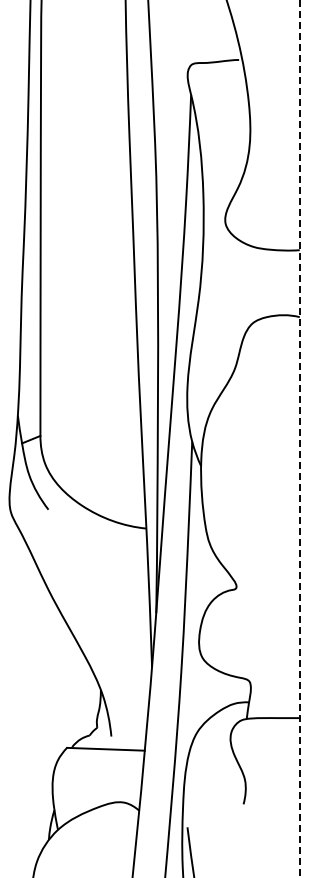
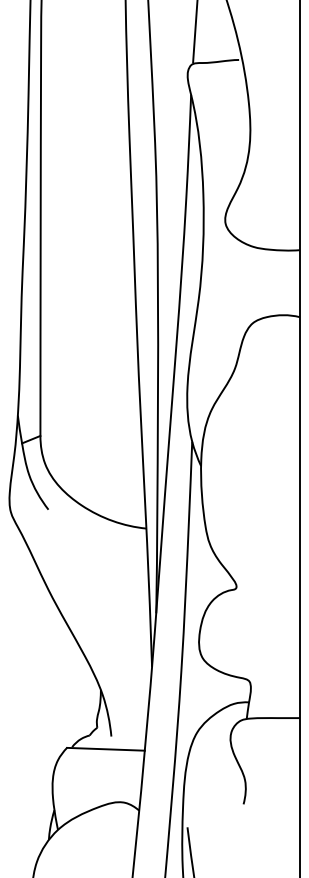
line: none -> present (195, 32)
line: dashed -> solid (299, 438)
